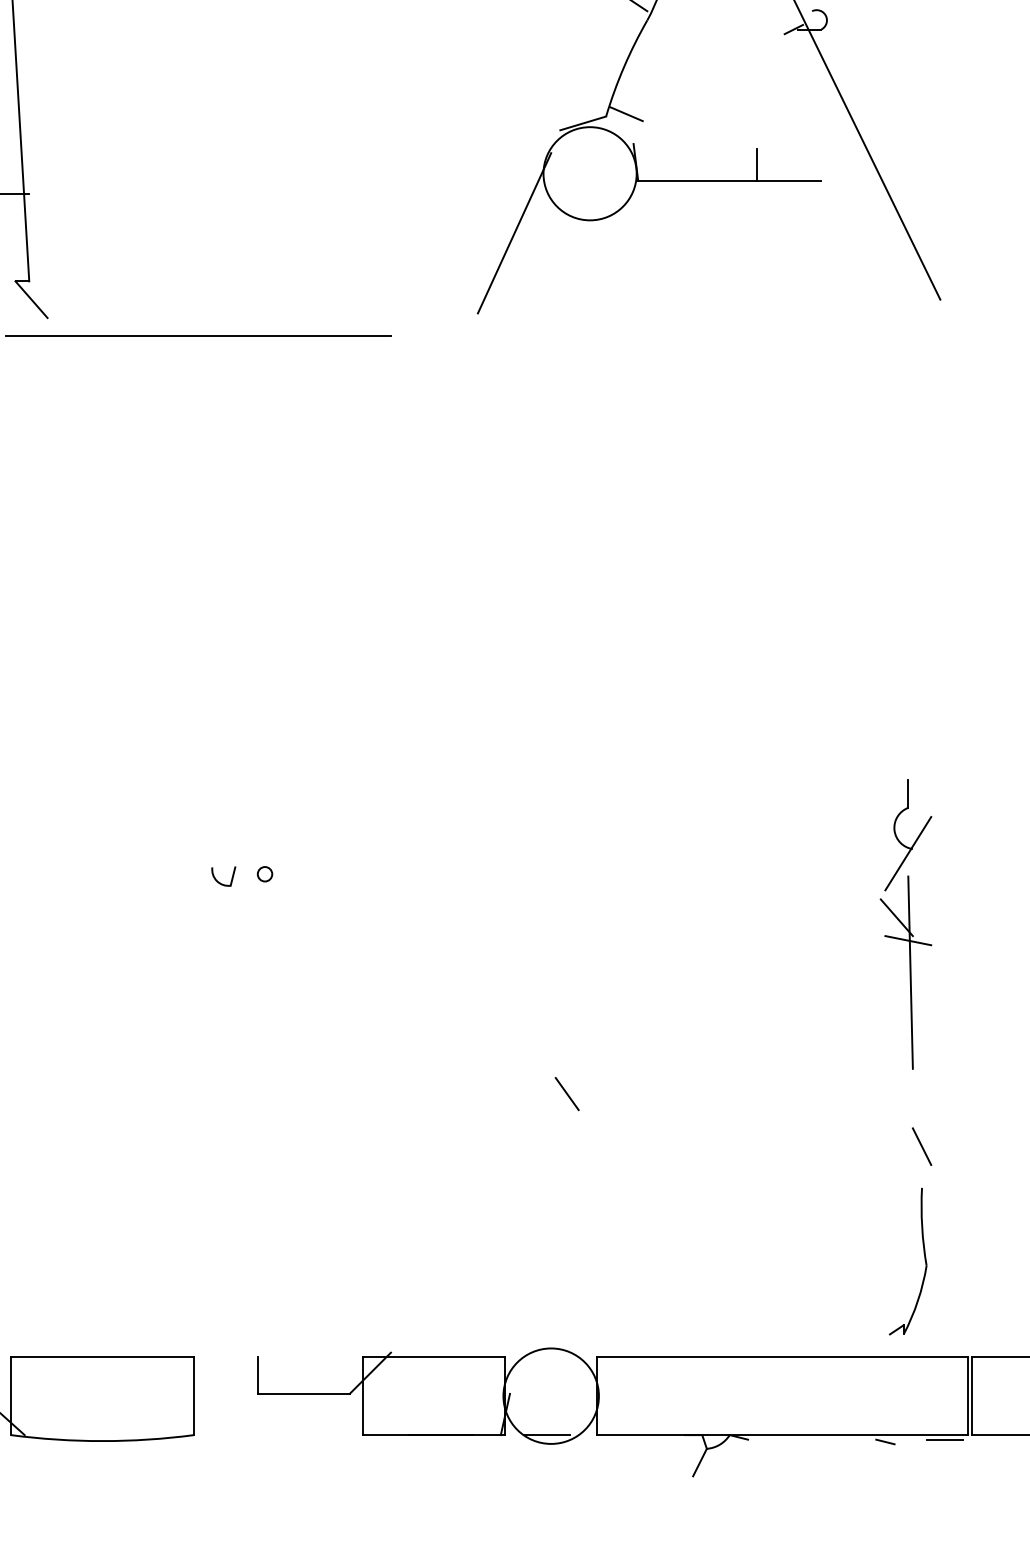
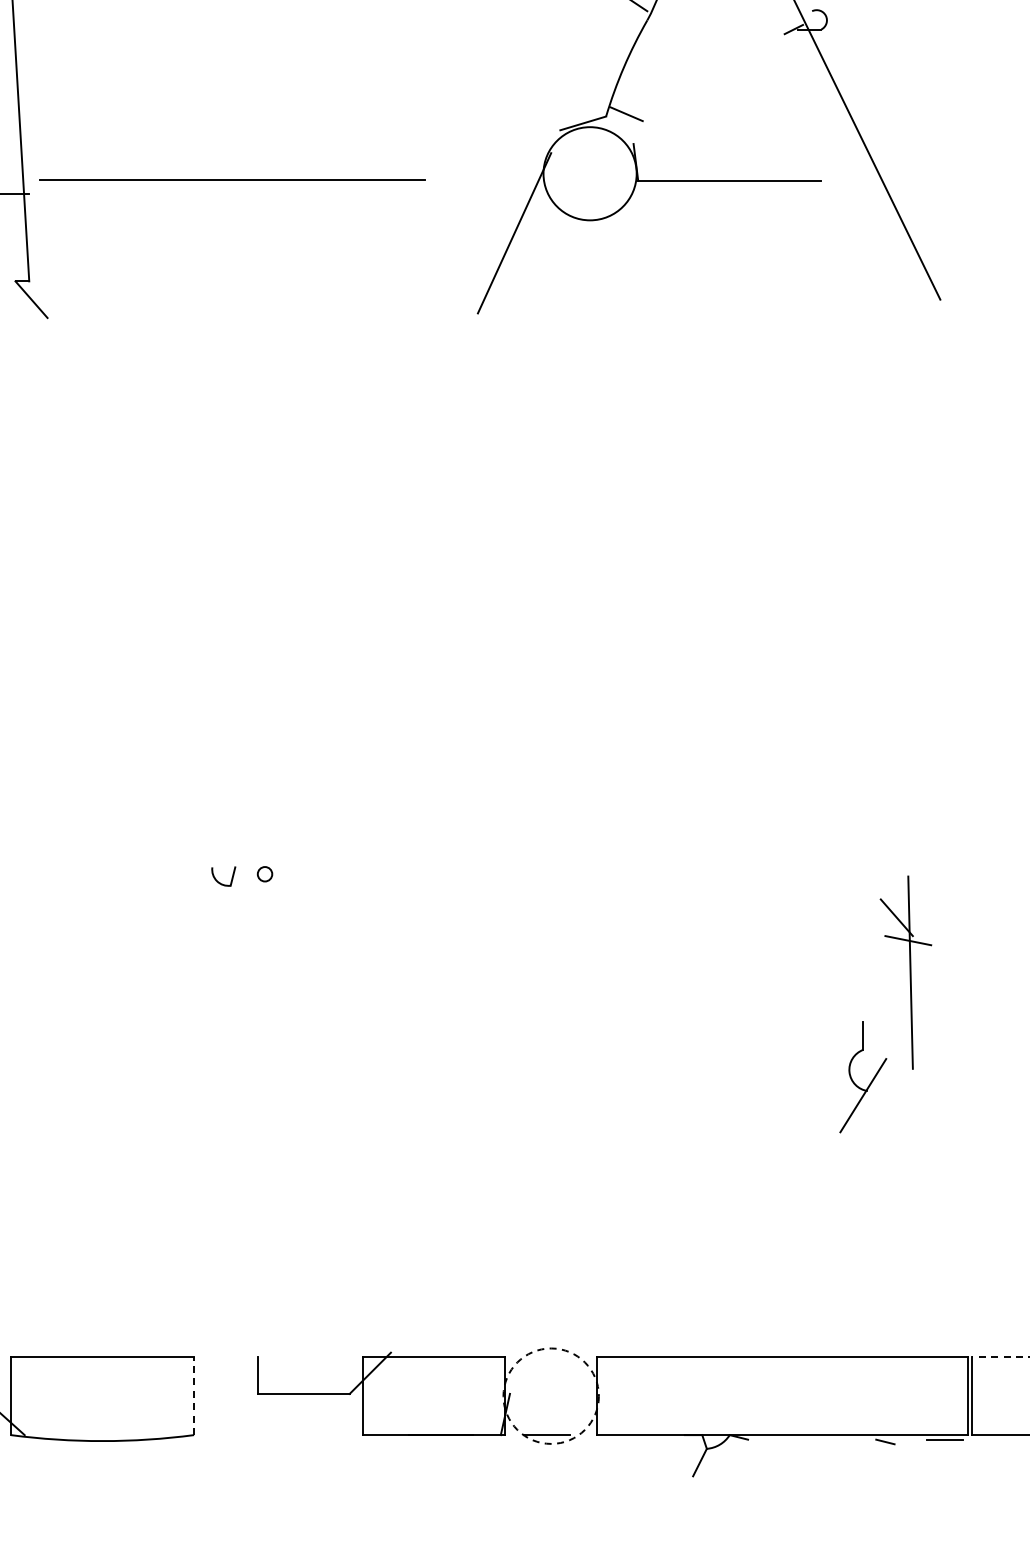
line: present -> none (757, 164)
line position: (198, 335) -> (232, 179) (232, 179)
part position: (914, 841) -> (869, 1083) (869, 1083)
line: present -> none (566, 1094)
line: present -> none (921, 1146)
part: present -> none (924, 1260)
line: solid -> dashed (1000, 1357)
circle: solid -> dashed (550, 1395)
line: solid -> dashed (194, 1396)
